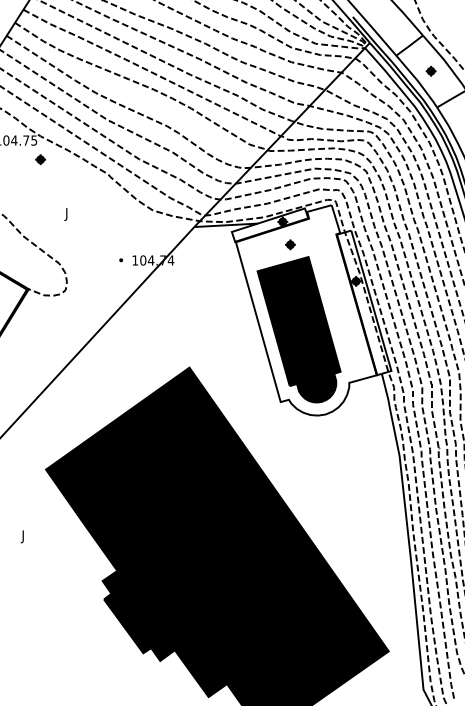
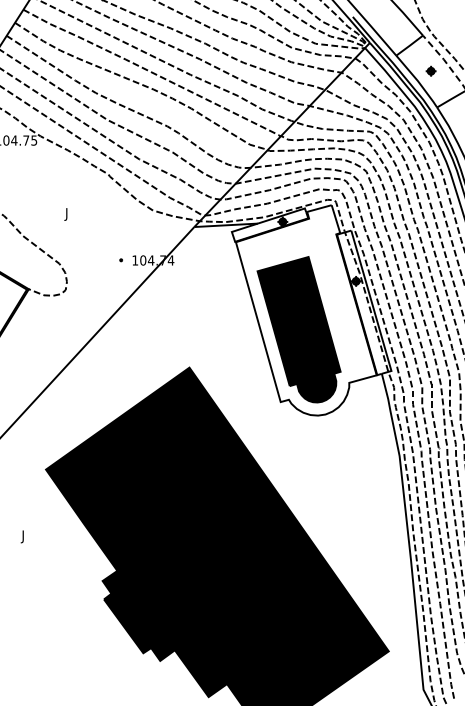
line: solid -> dashed (445, 61)
part: present -> none (40, 159)
part: present -> none (290, 244)
